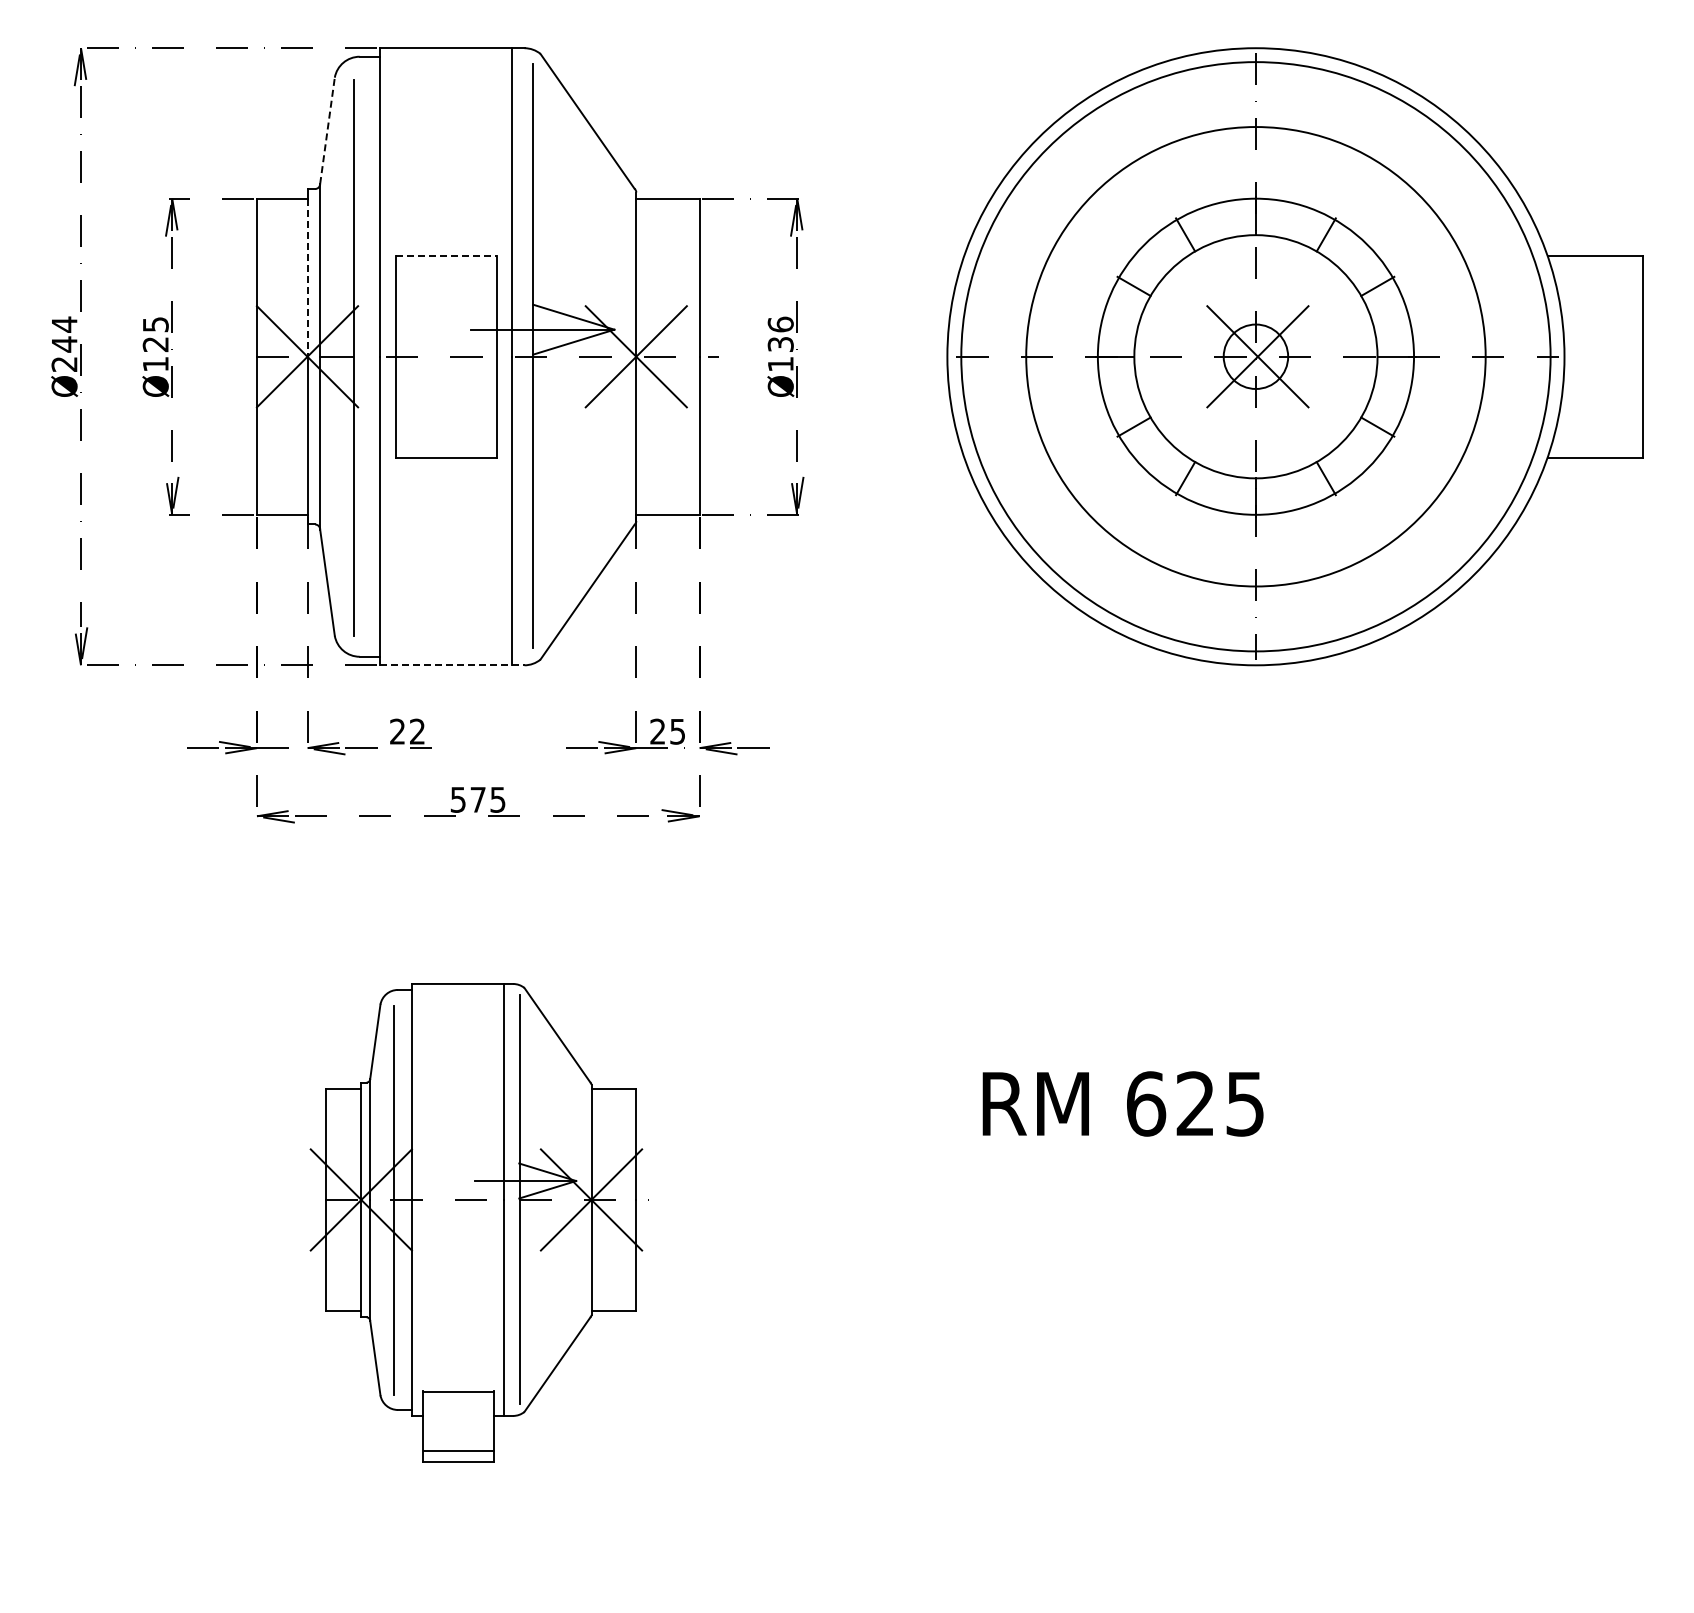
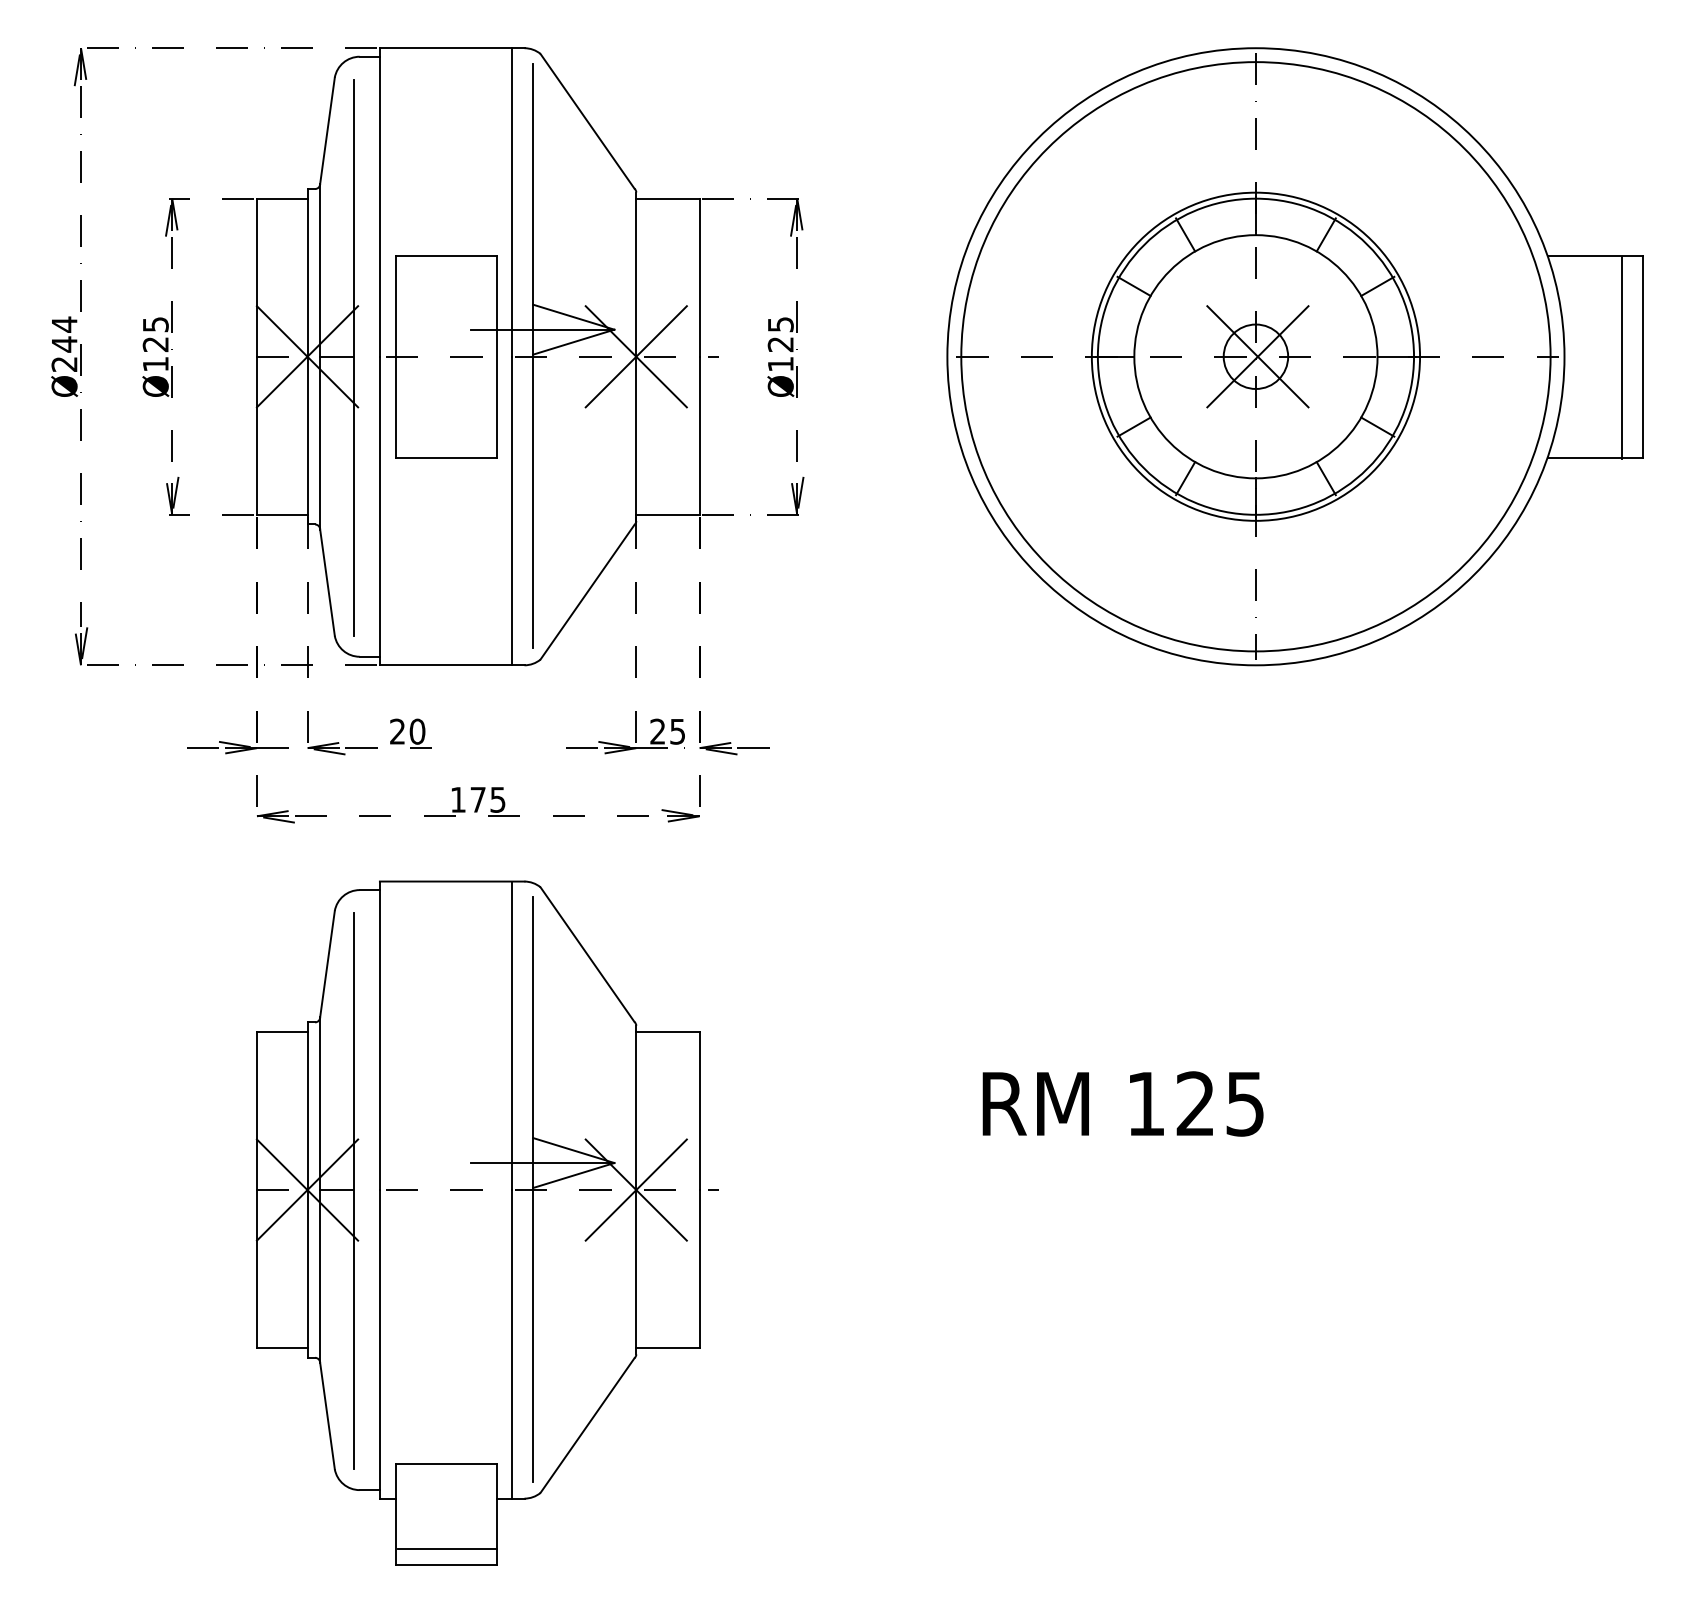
line: dashed -> solid (327, 130)
line: dashed -> solid (446, 255)
line: dashed -> solid (307, 278)
text: 136 -> 125 (780, 334)
circle diameter: 459 px -> 328 px (1255, 356)
line: none -> present (1621, 357)
line: dashed -> solid (452, 665)
text: 22 -> 20 (417, 731)
text: 575 -> 175 (457, 799)
text: 625 -> 125 (1146, 1103)
part size: 331x480 px -> 464x686 px (486, 1222)
